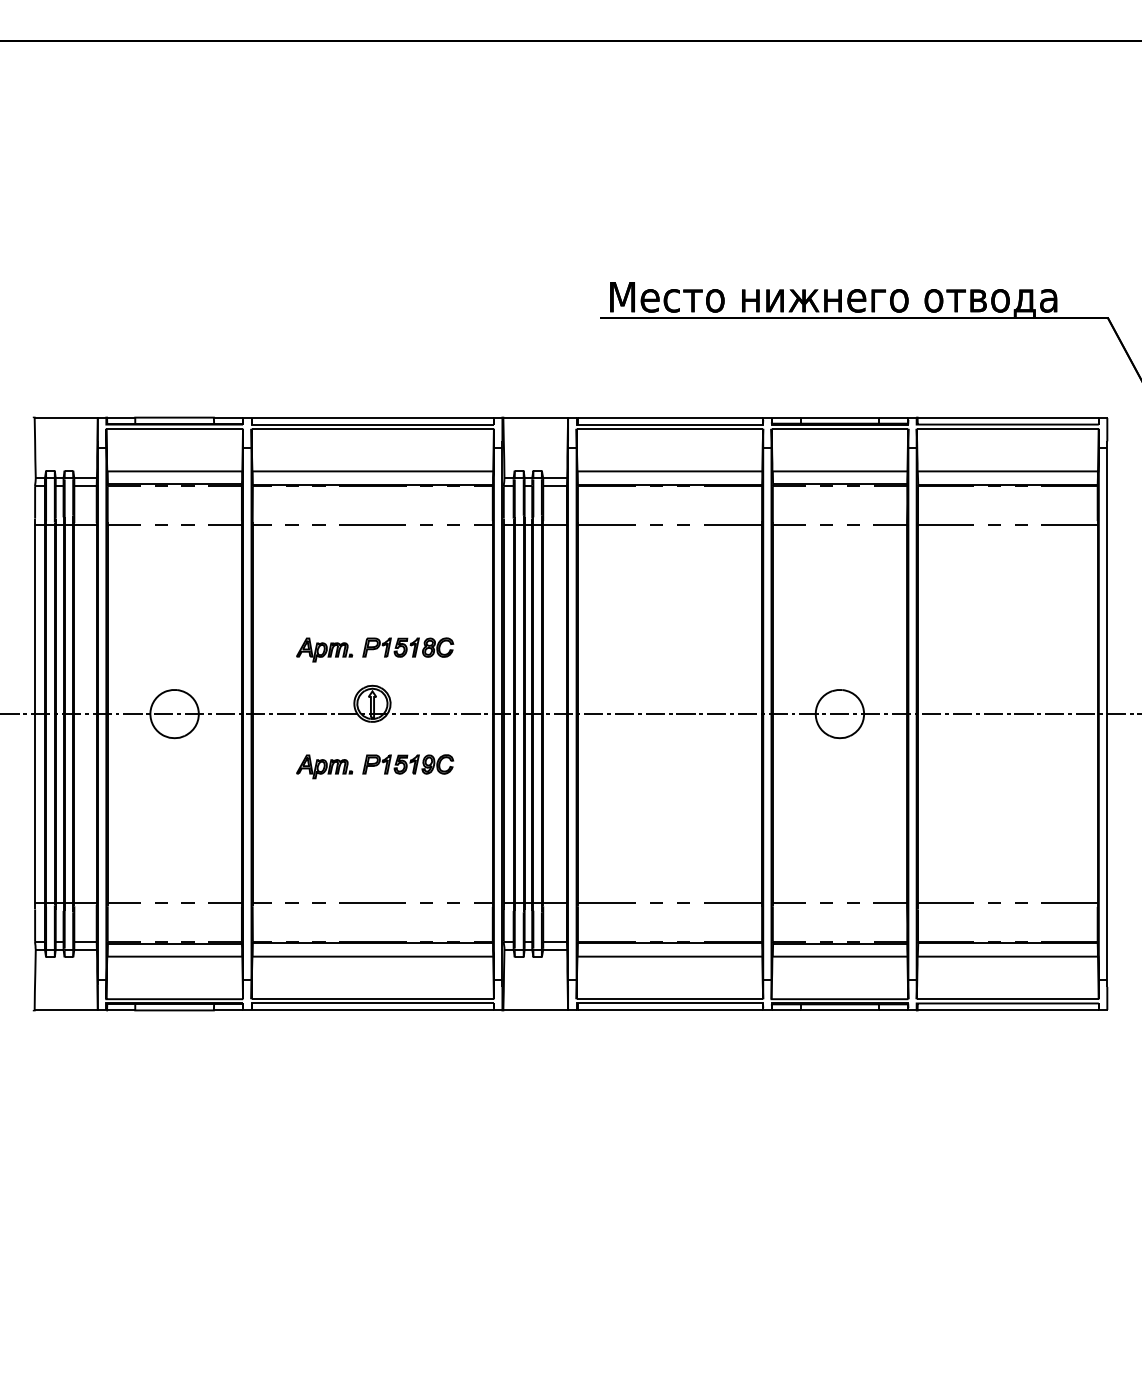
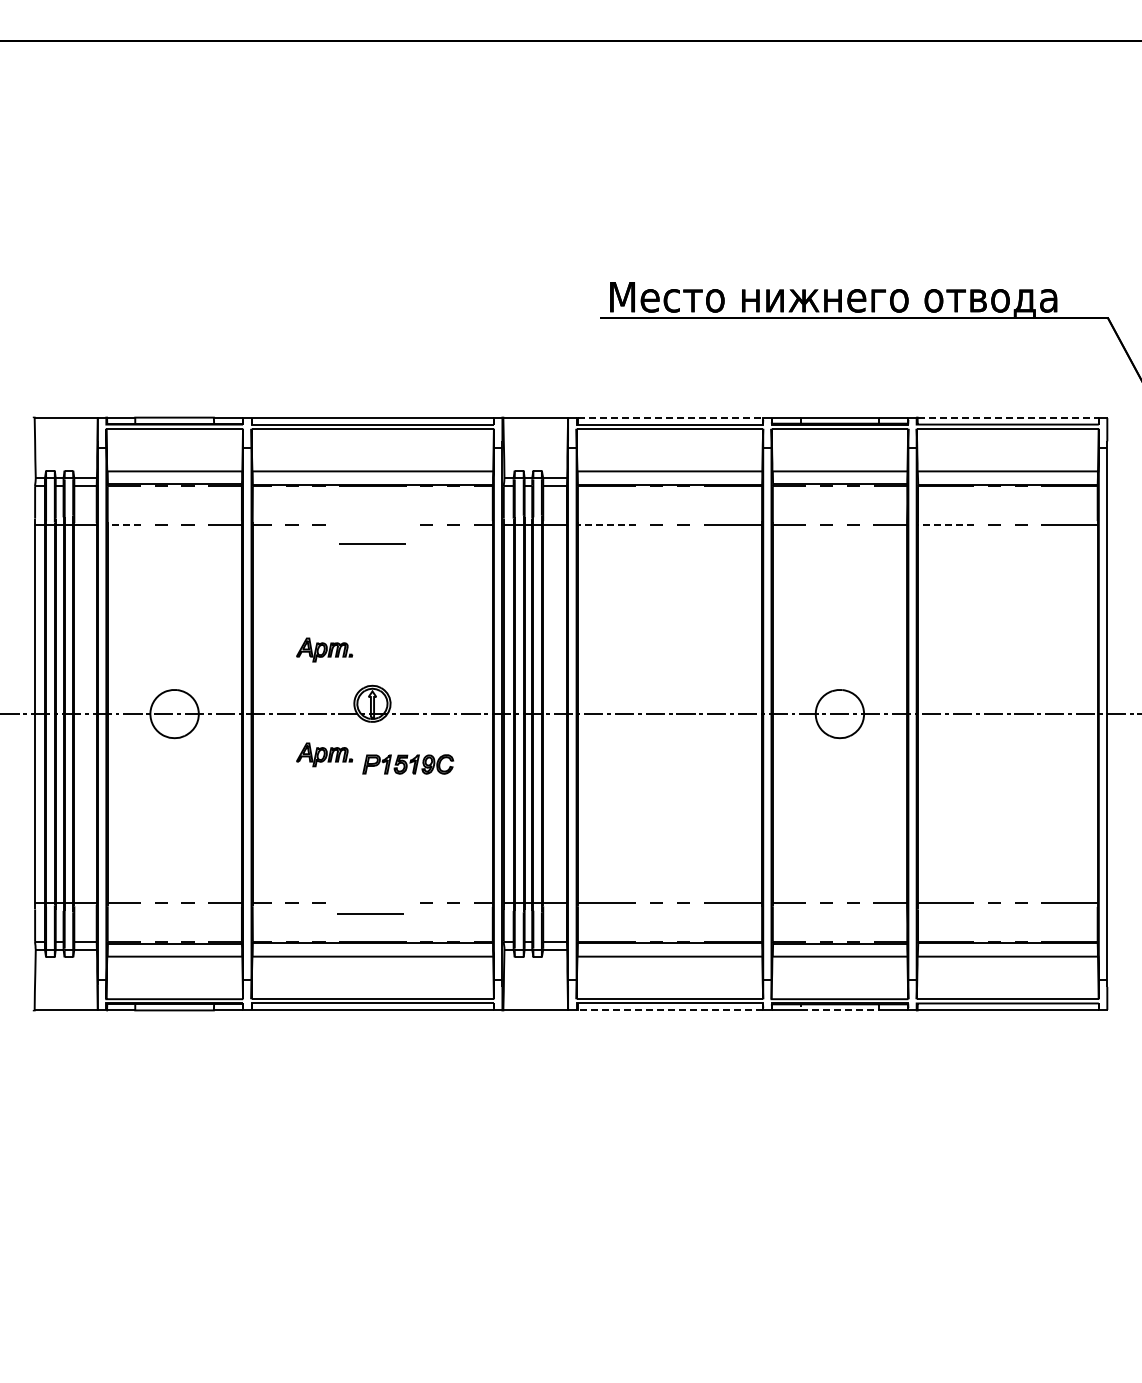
line: solid -> dashed (670, 417)
line: solid -> dashed (1008, 417)
line position: (372, 524) -> (372, 543) (372, 543)
line: solid -> dashed (124, 525)
line: solid -> dashed (606, 525)
line: solid -> dashed (945, 525)
part: present -> none (408, 647)
part position: (324, 766) -> (324, 754) (324, 754)
line position: (372, 902) -> (370, 913) (370, 913)
line: solid -> dashed (670, 1010)
line: solid -> dashed (839, 1010)
